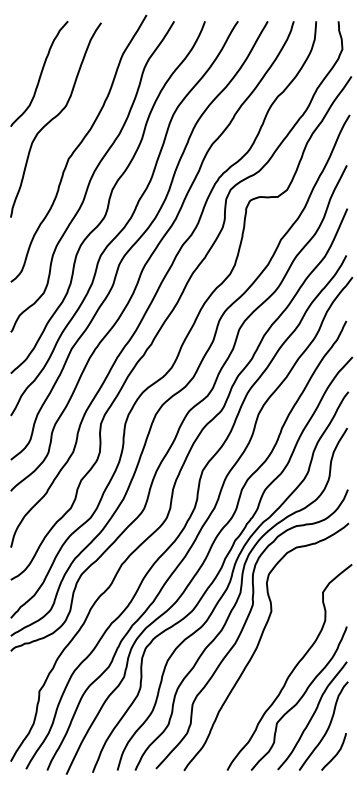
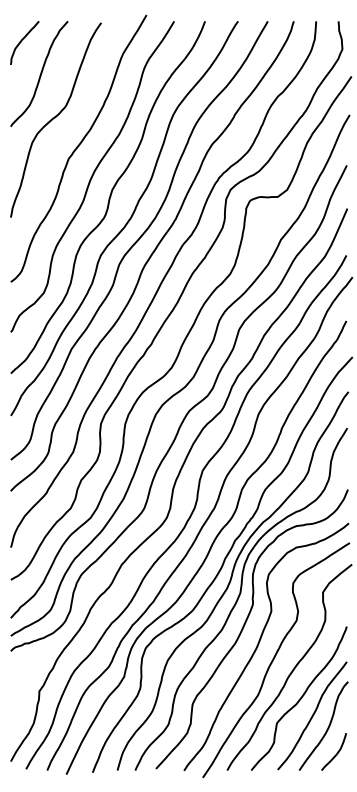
curve: none -> present (22, 41)
curve: none -> present (274, 659)
